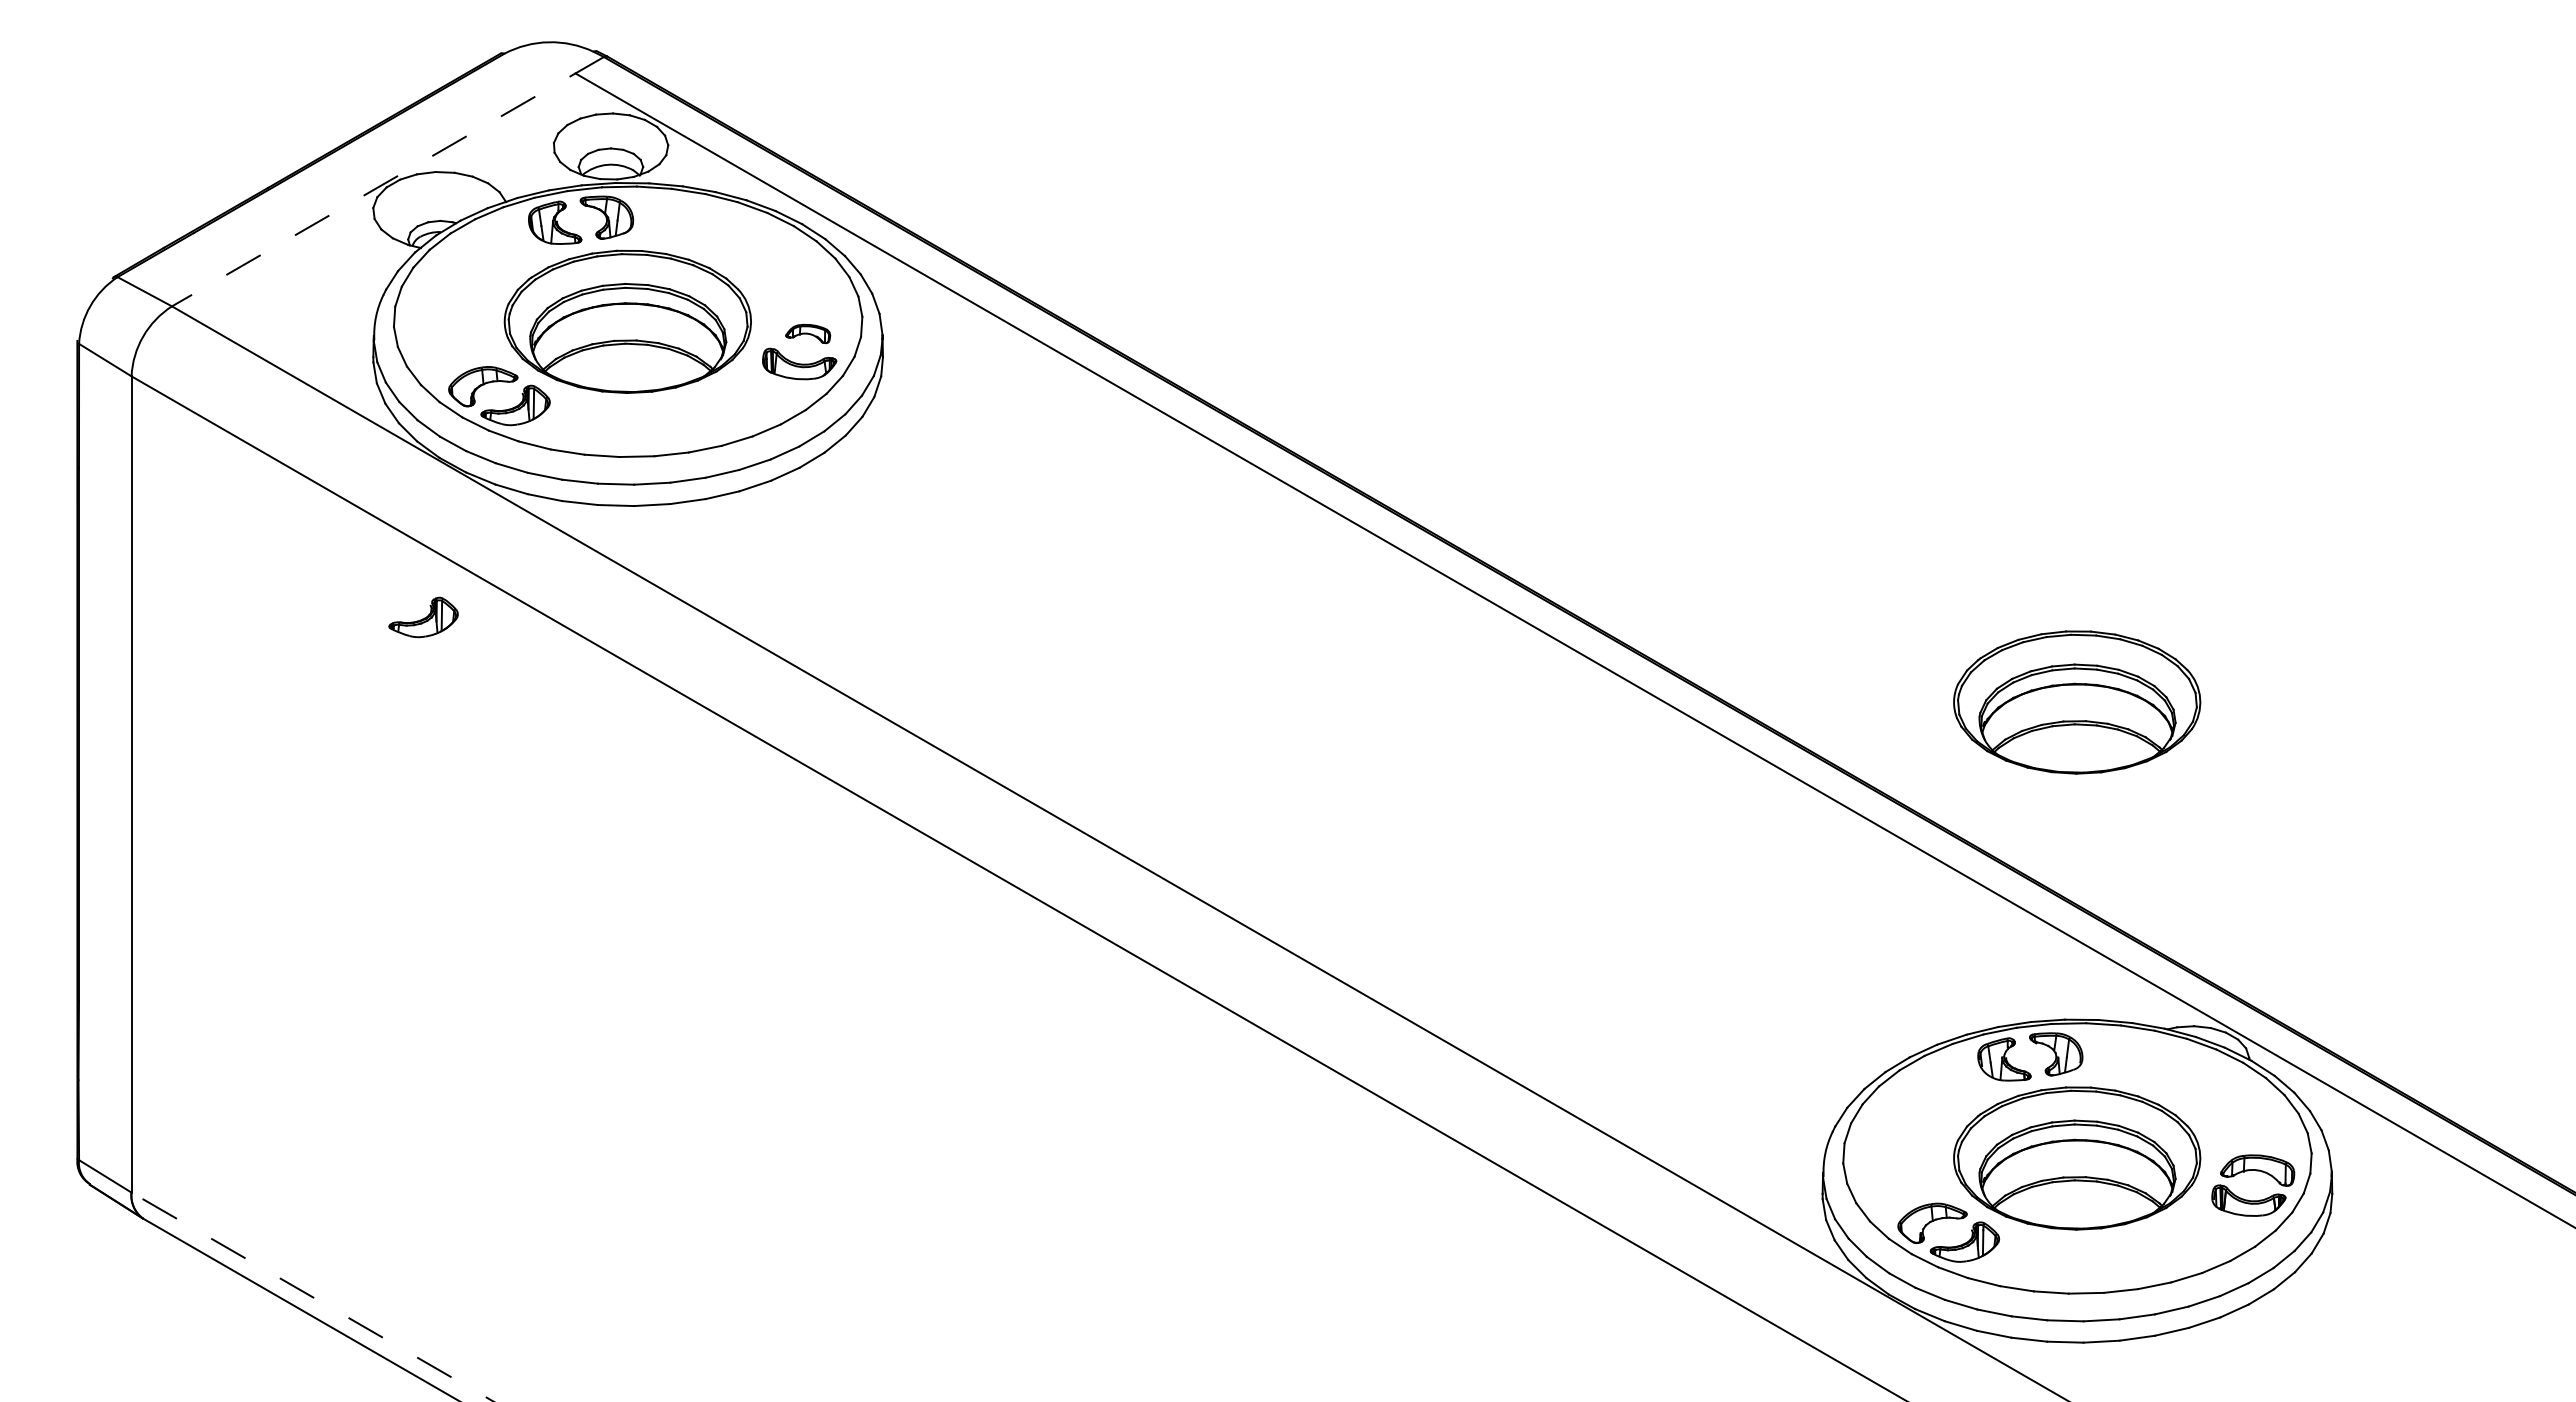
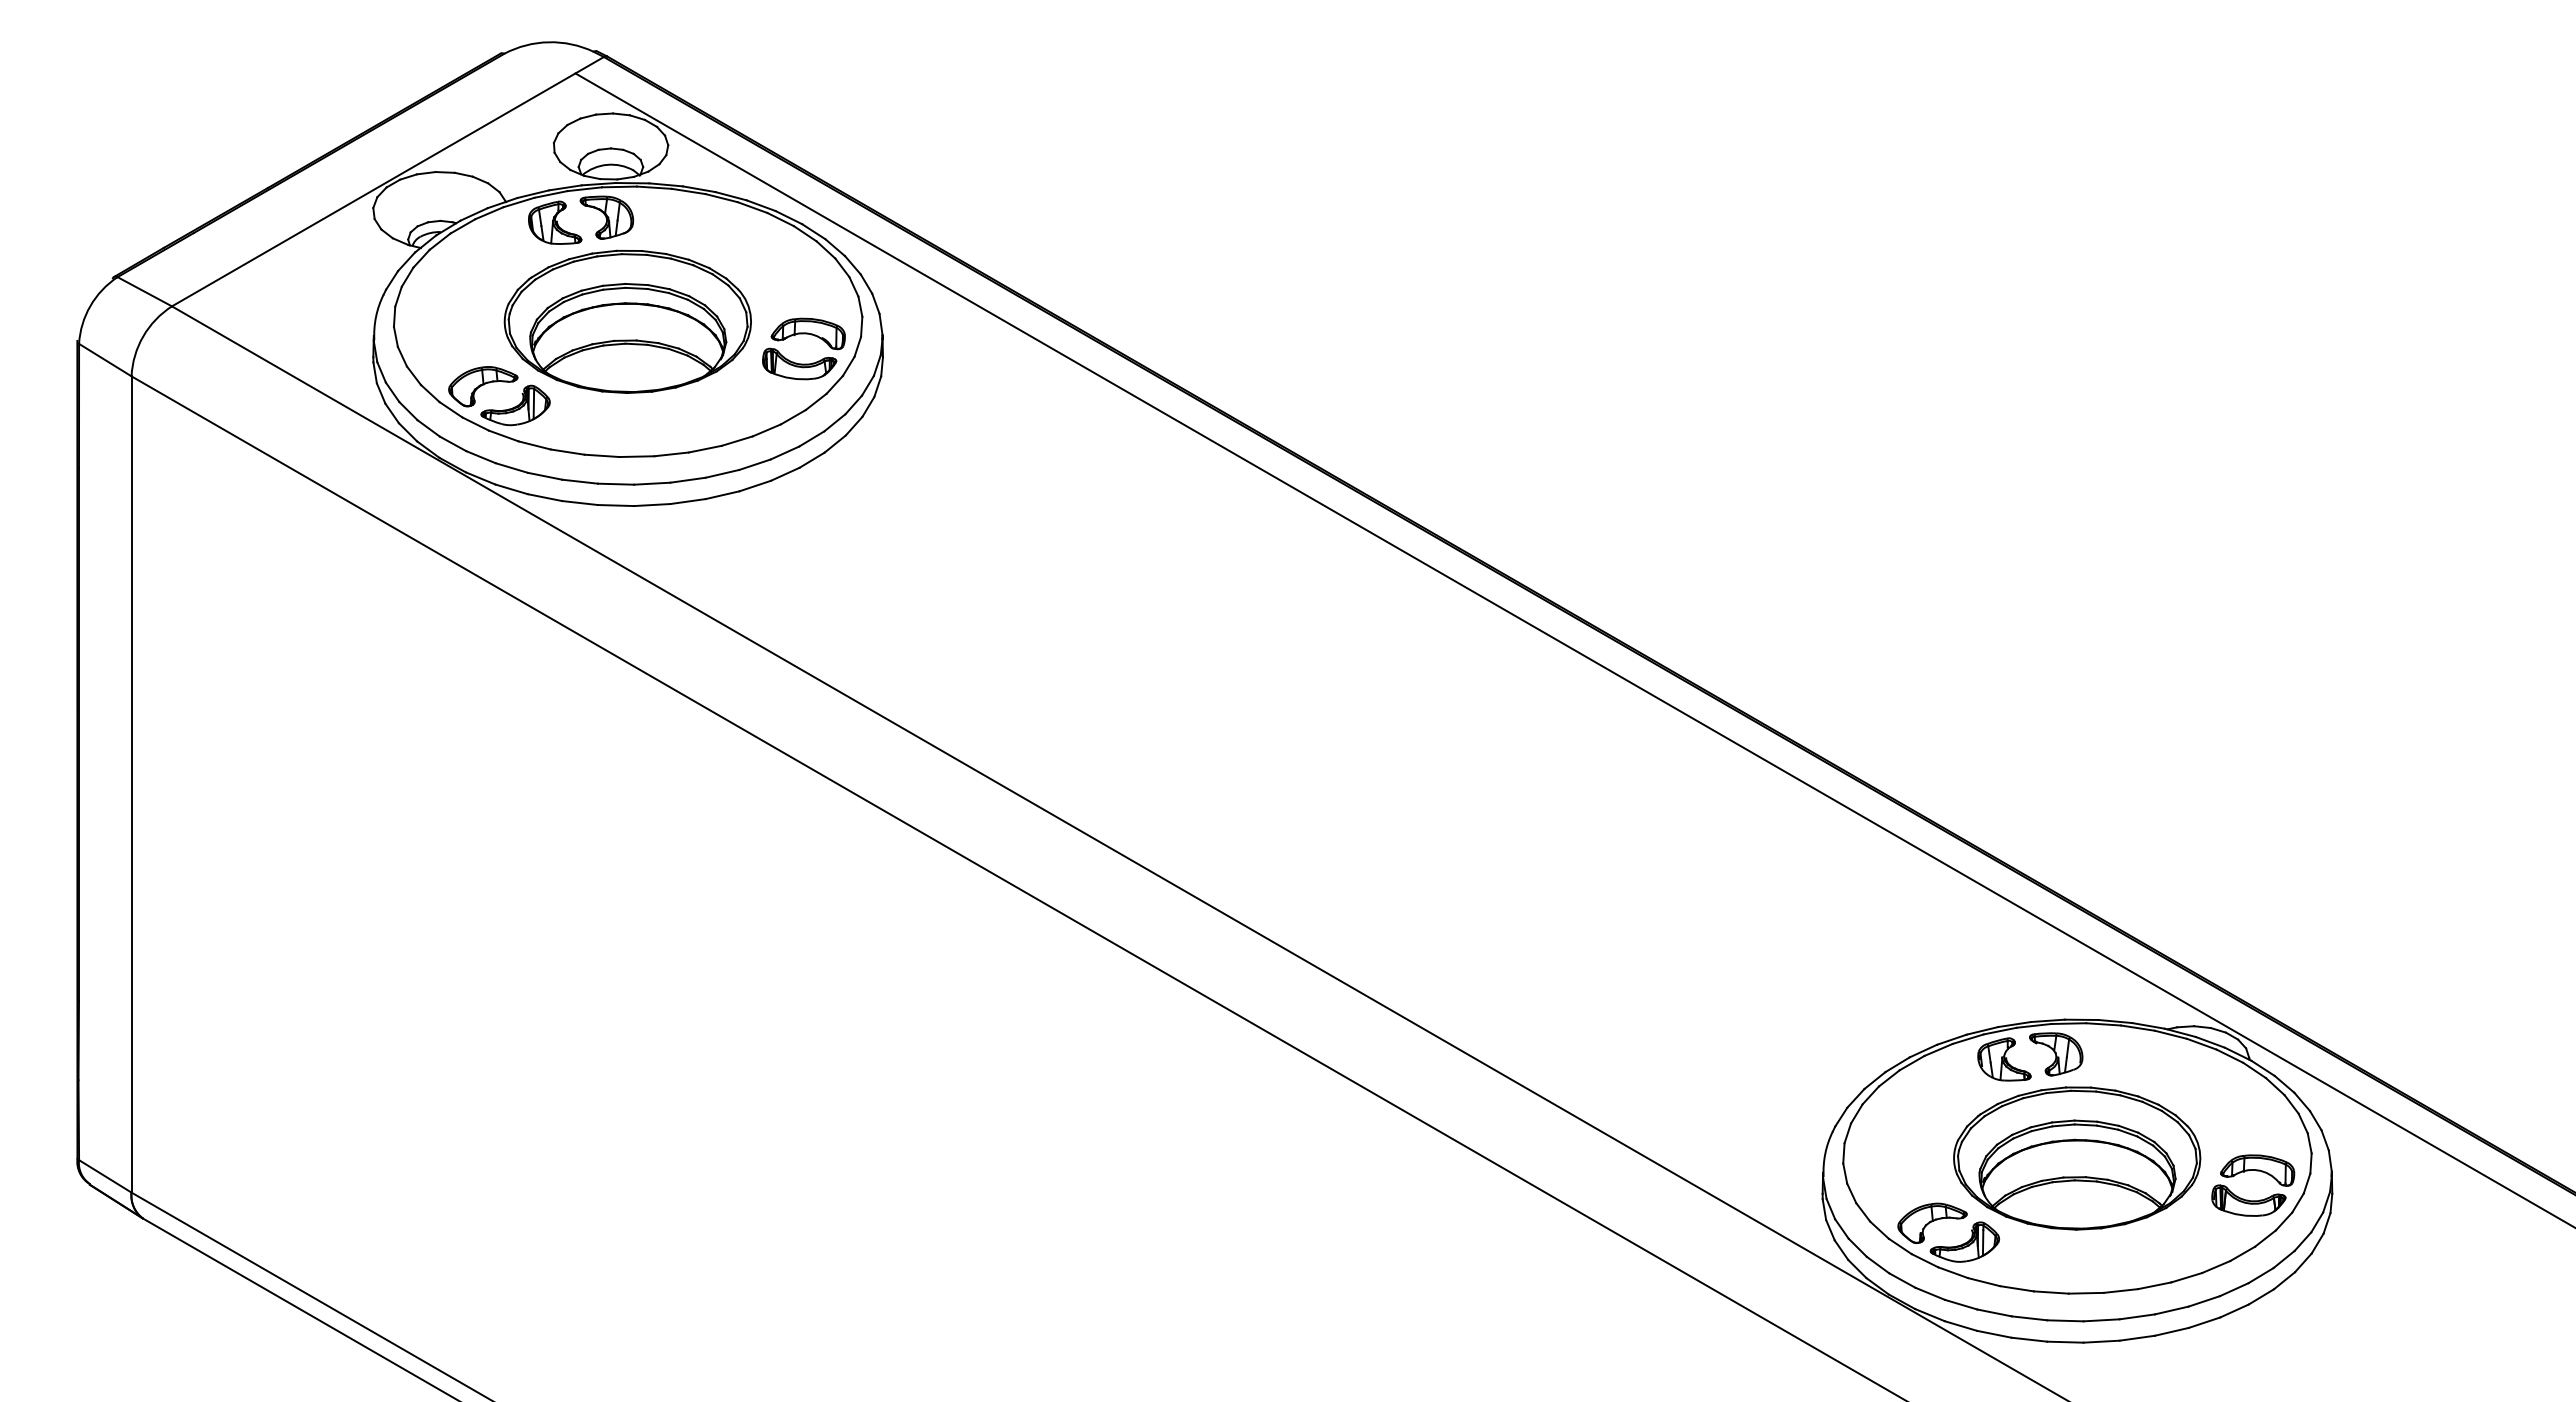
line: dashed -> solid (387, 181)
part size: 47x21 px -> 76x34 px (807, 333)
part: present -> none (423, 617)
part: present -> none (2077, 702)
line: dashed -> solid (312, 1297)
